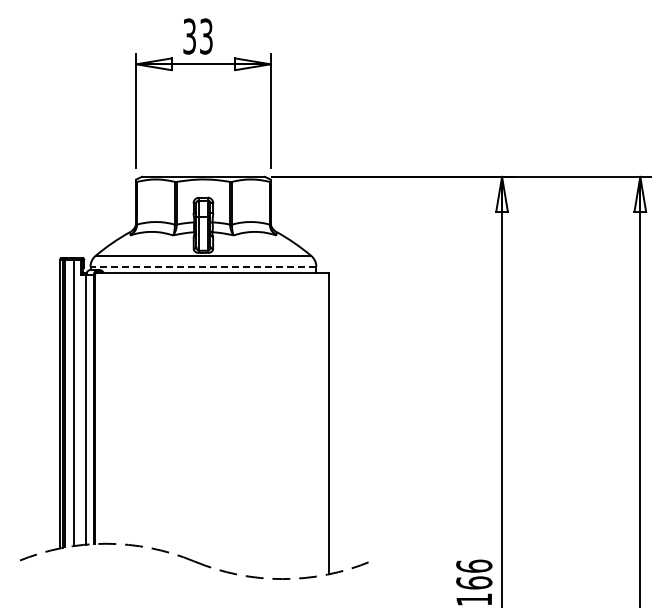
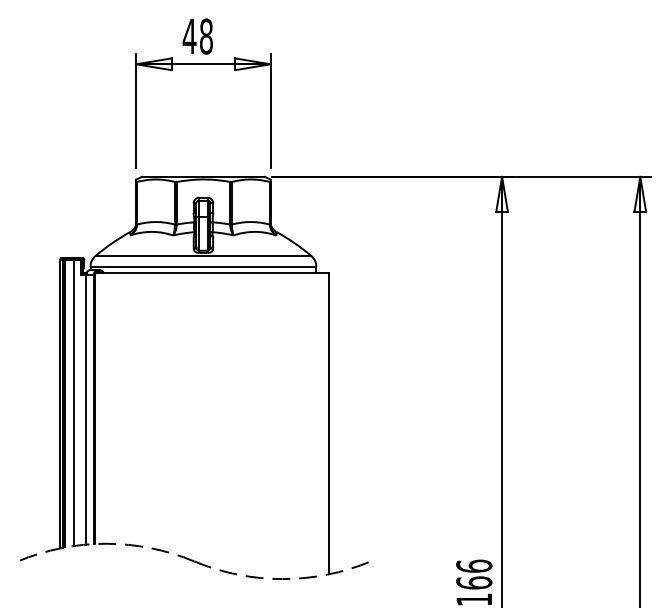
text: 33 -> 48 (197, 36)
line: dashed -> solid (203, 266)
